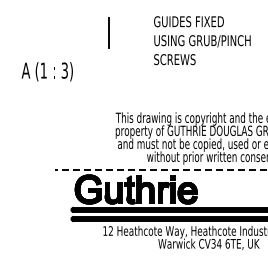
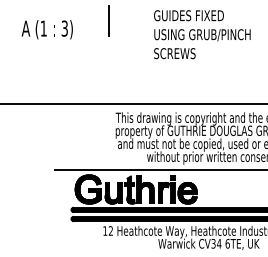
line position: (108, 32) -> (108, 20) (108, 20)
text position: (202, 40) -> (202, 34) (202, 34)
text position: (46, 71) -> (46, 29) (46, 29)
line: none -> present (133, 104)
line: dashed -> solid (161, 169)
